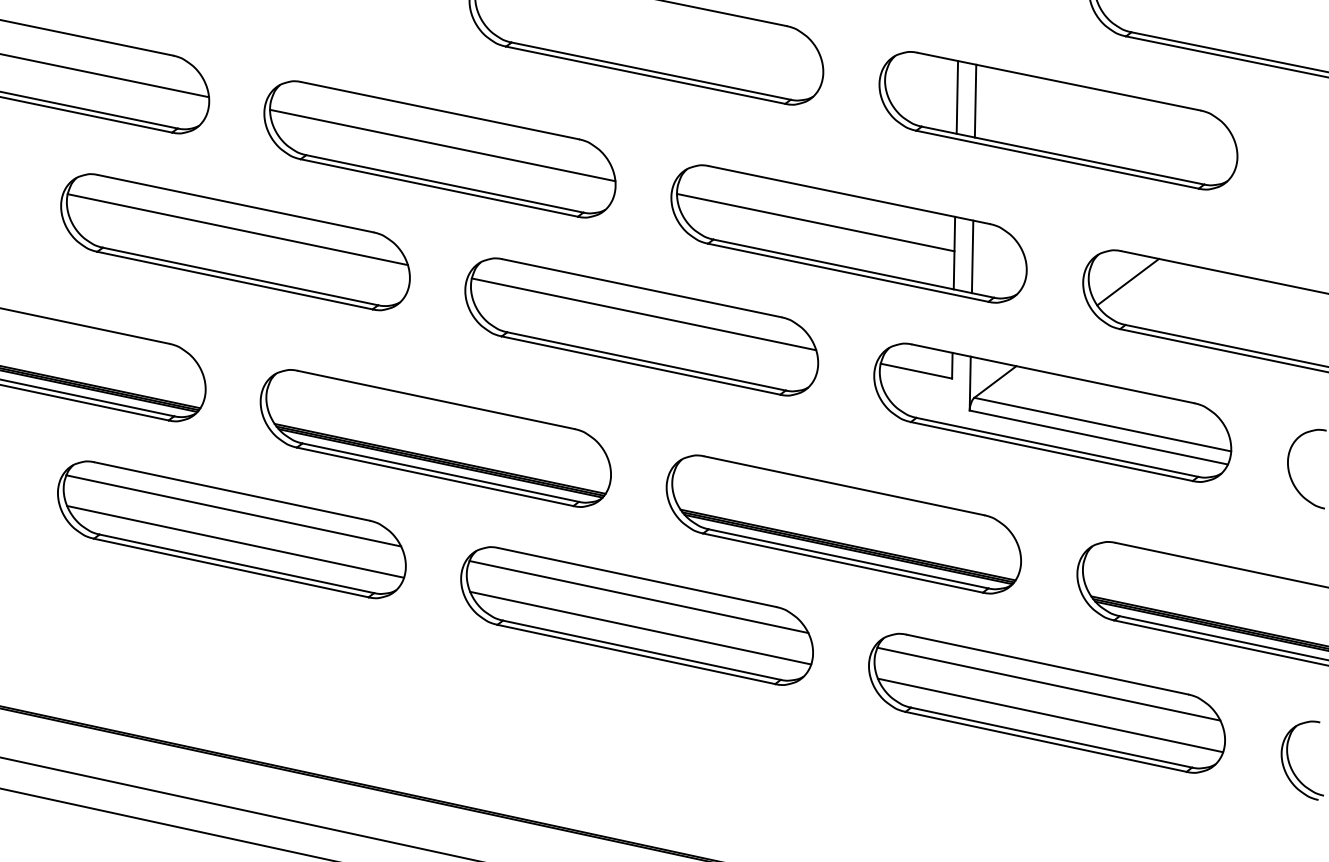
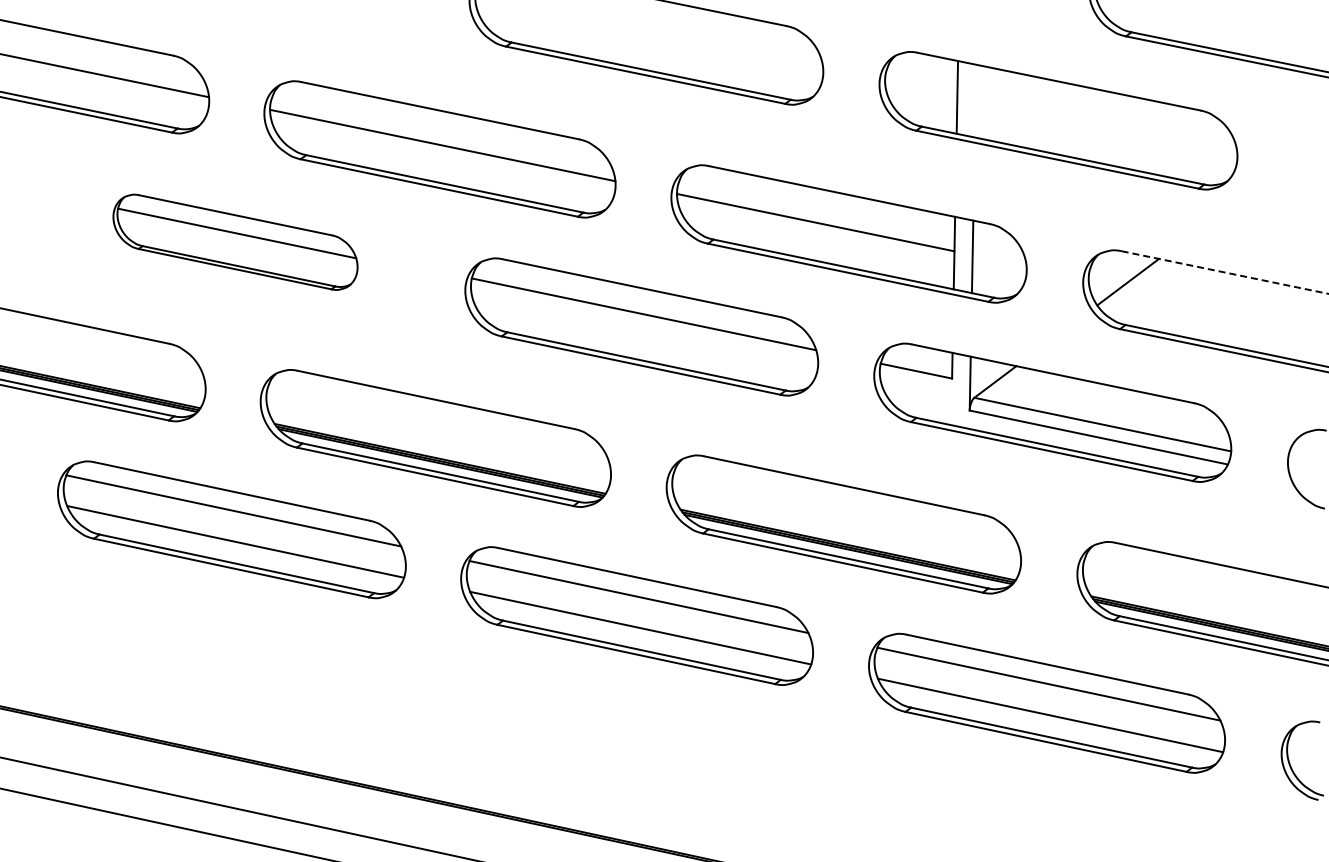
line: present -> none (975, 100)
part size: 351x139 px -> 247x98 px (235, 241)
line: solid -> dashed (1225, 272)
